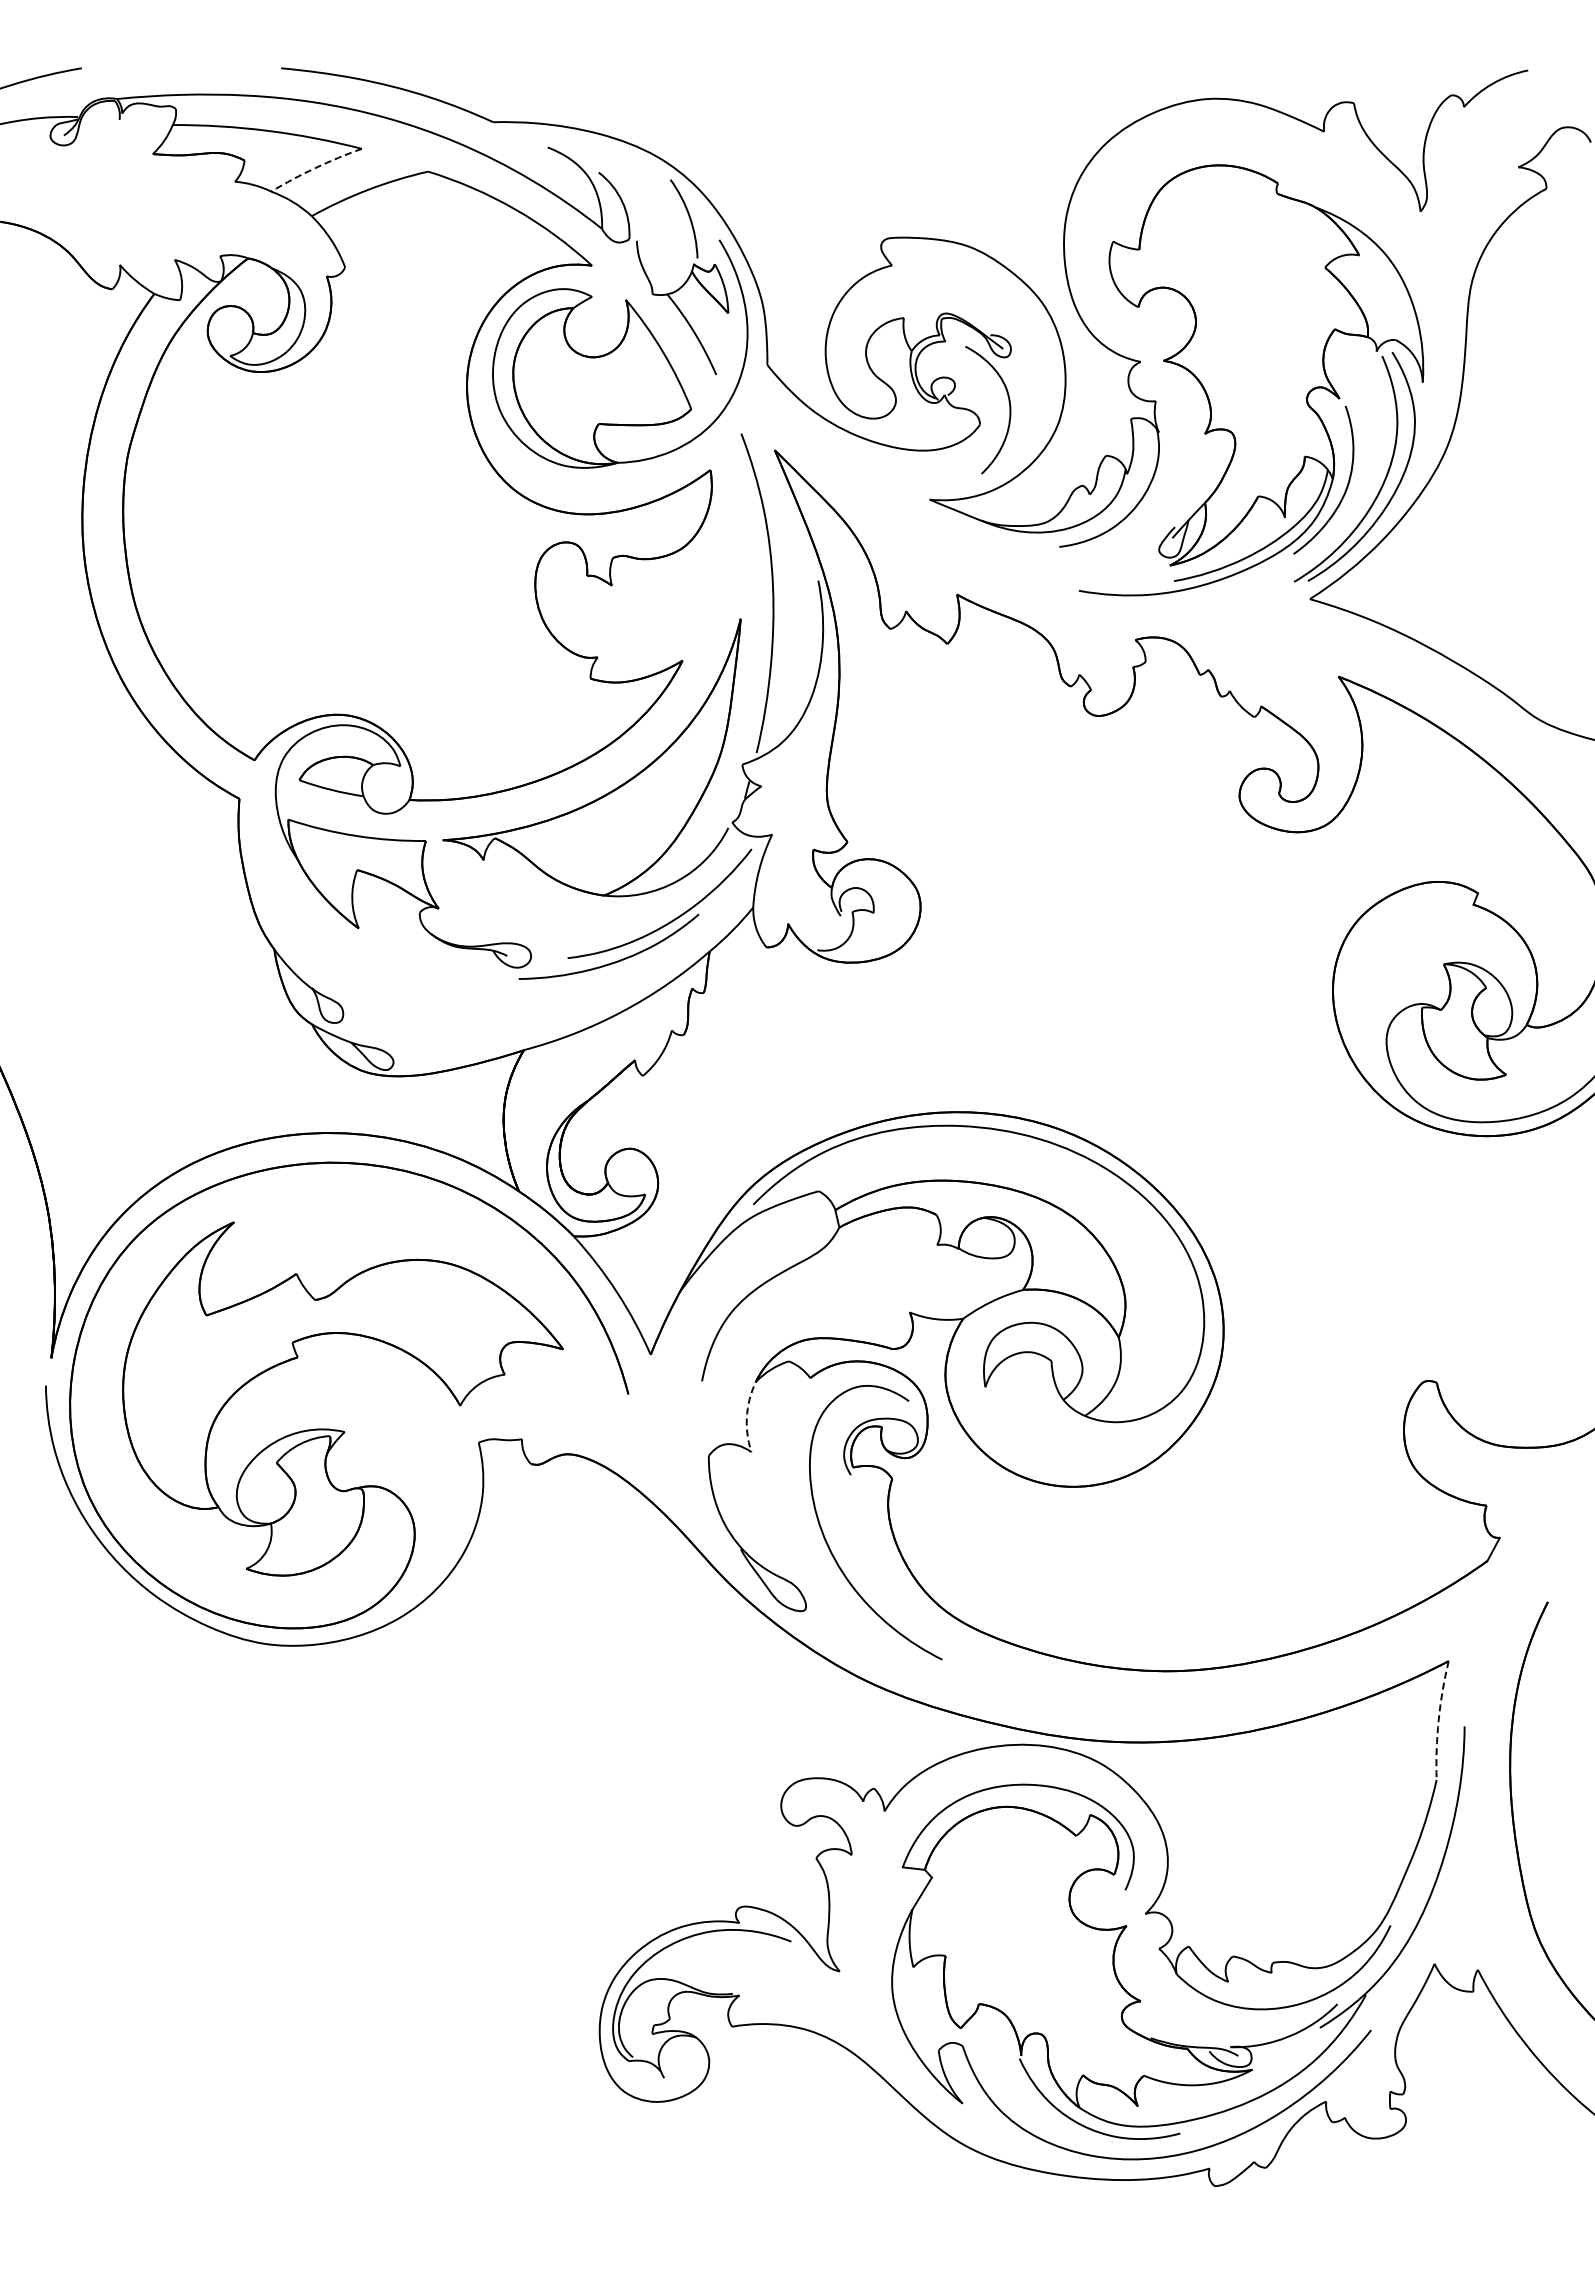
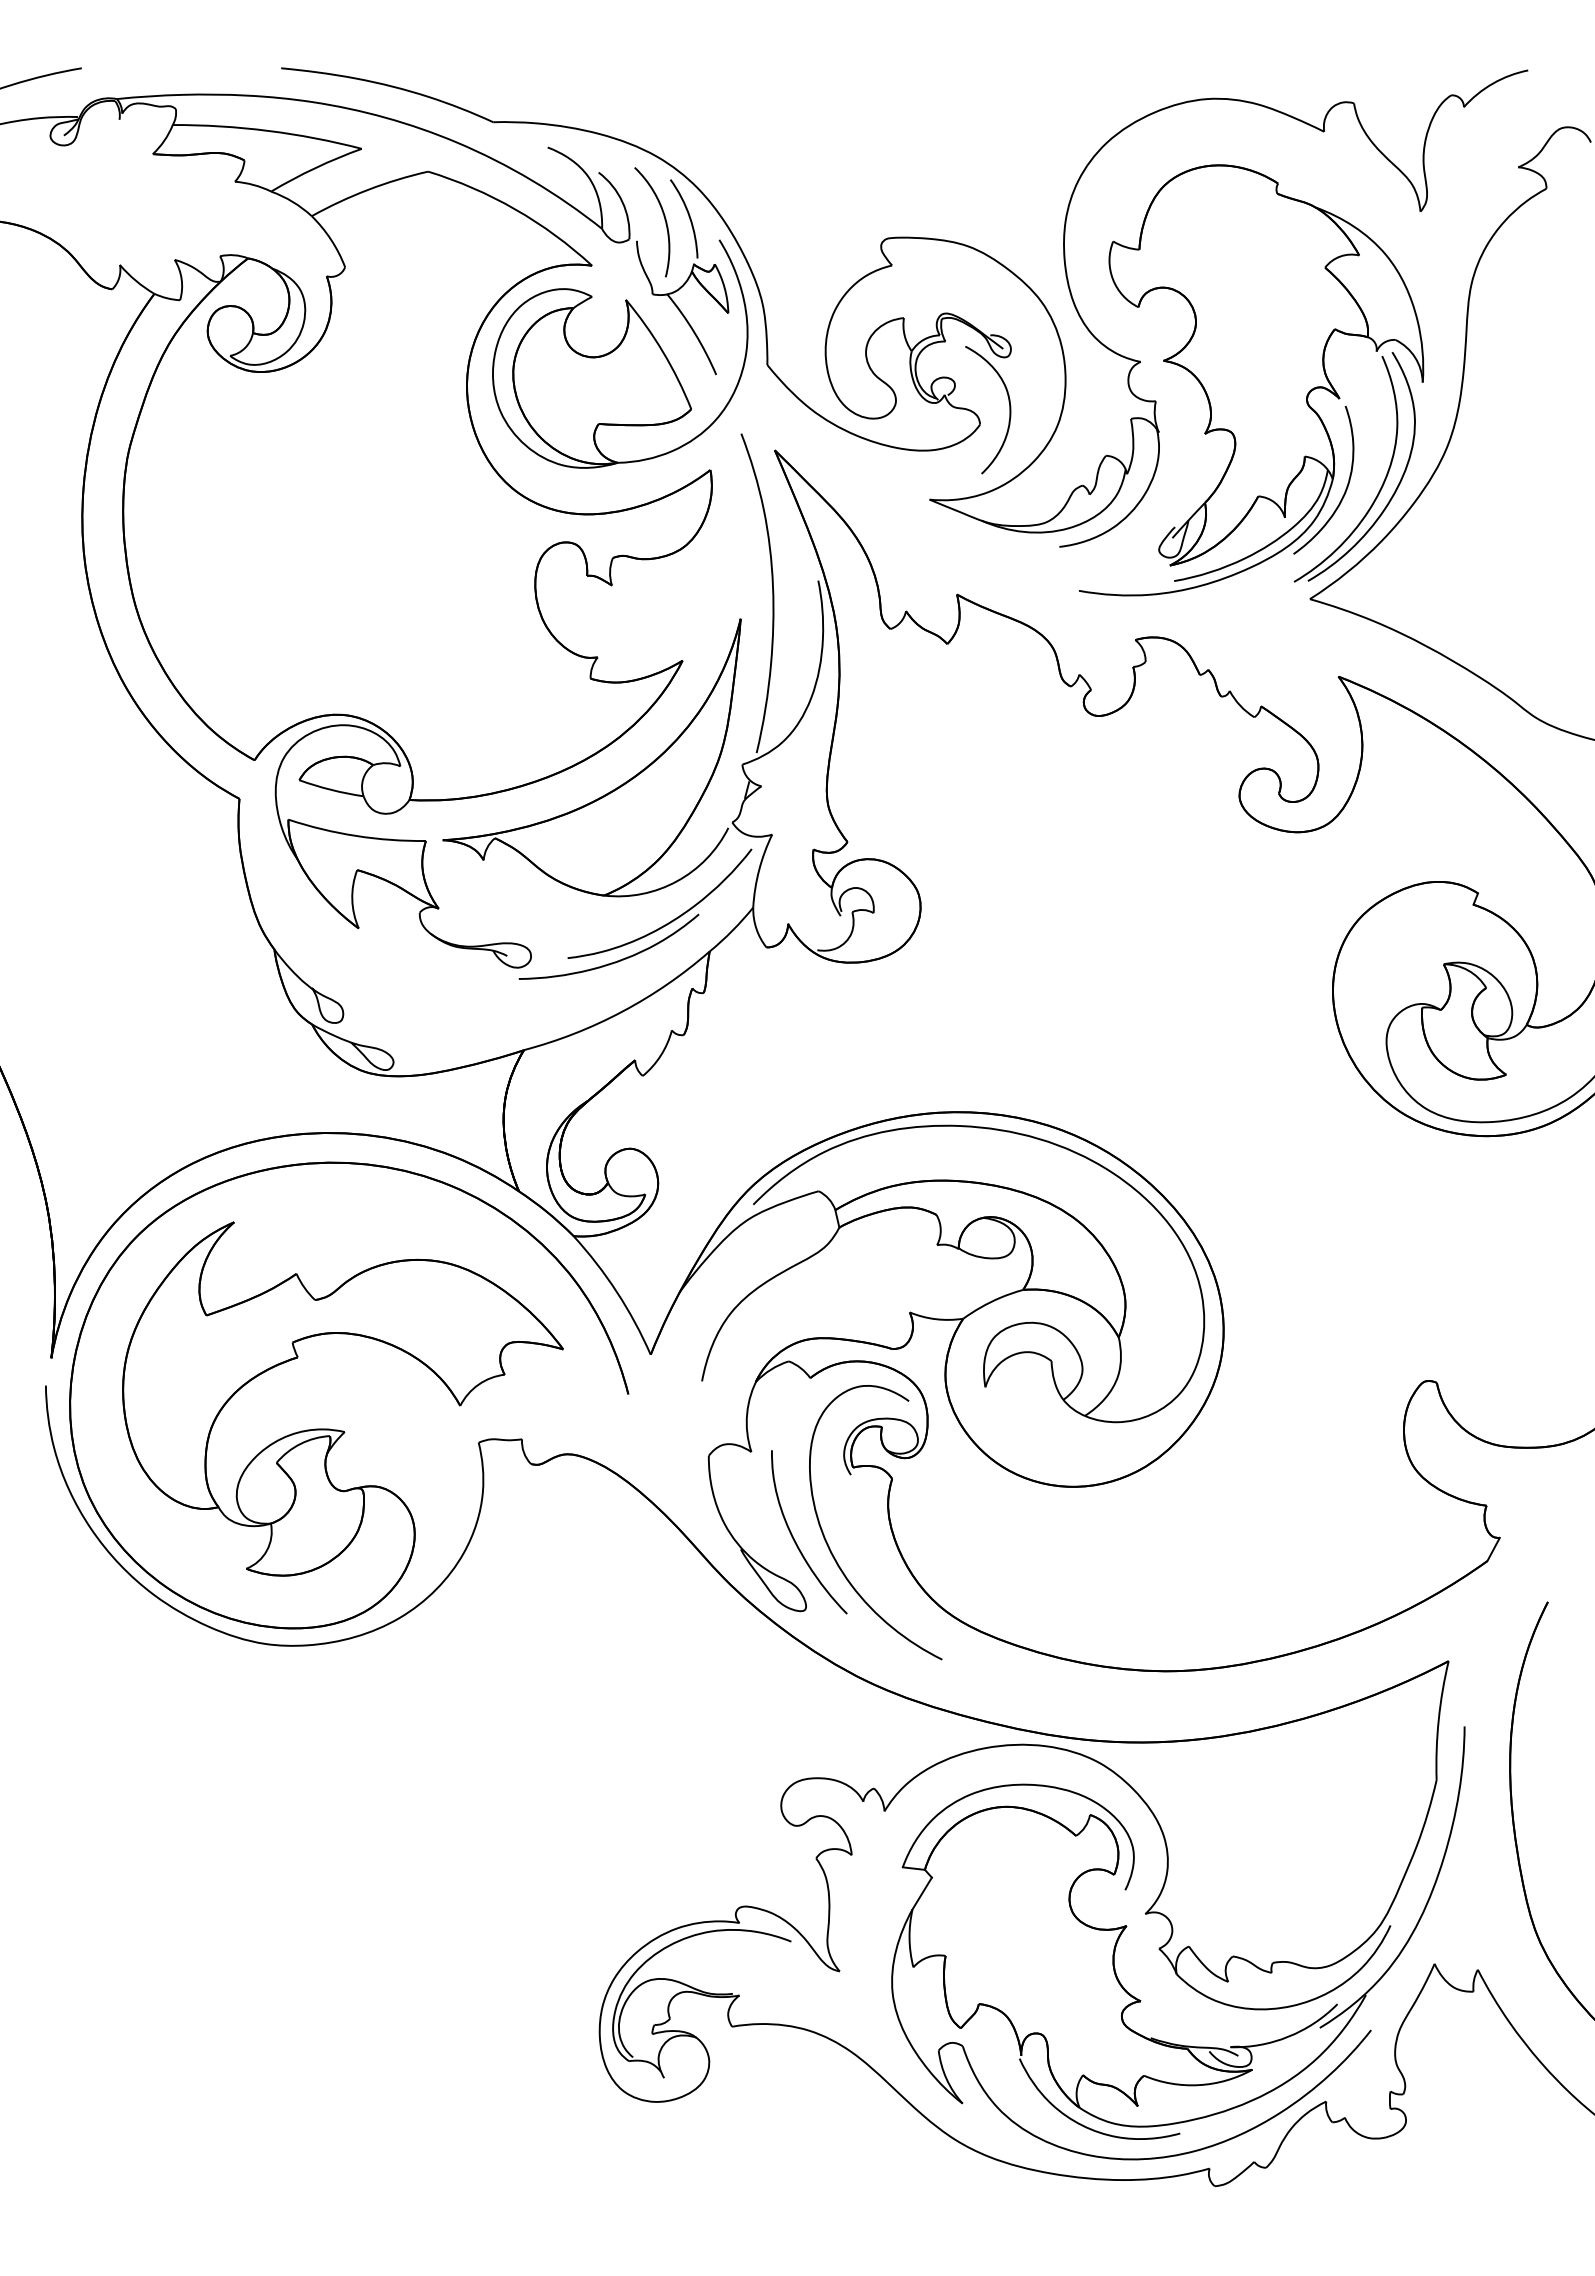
arc: dashed -> solid (315, 168)
arc: none -> present (664, 220)
arc: dashed -> solid (747, 1413)
curve: none -> present (795, 1540)
arc: dashed -> solid (1438, 1720)
